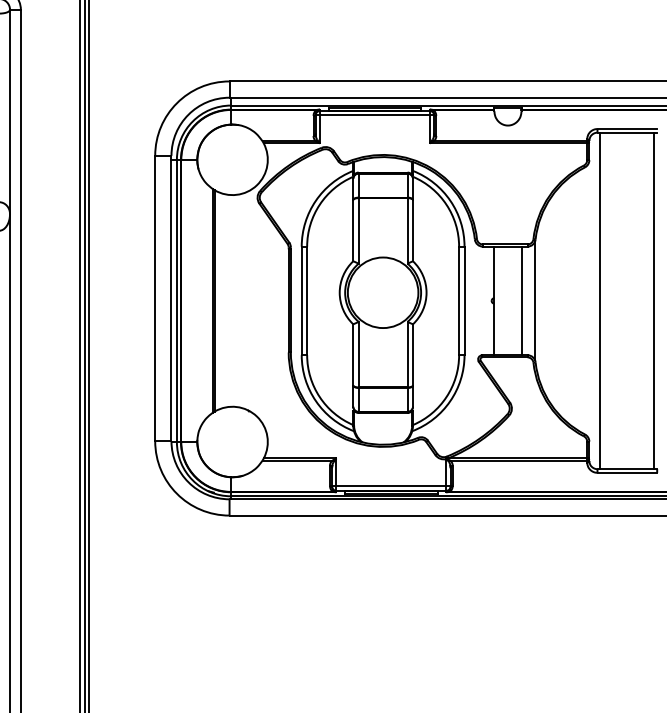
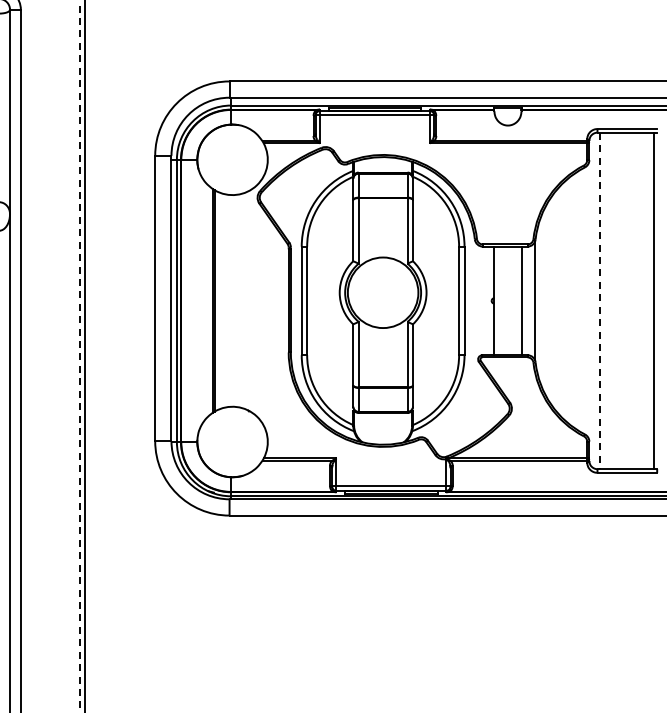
line: solid -> dashed (600, 301)
line: present -> none (89, 355)
line: solid -> dashed (79, 356)
